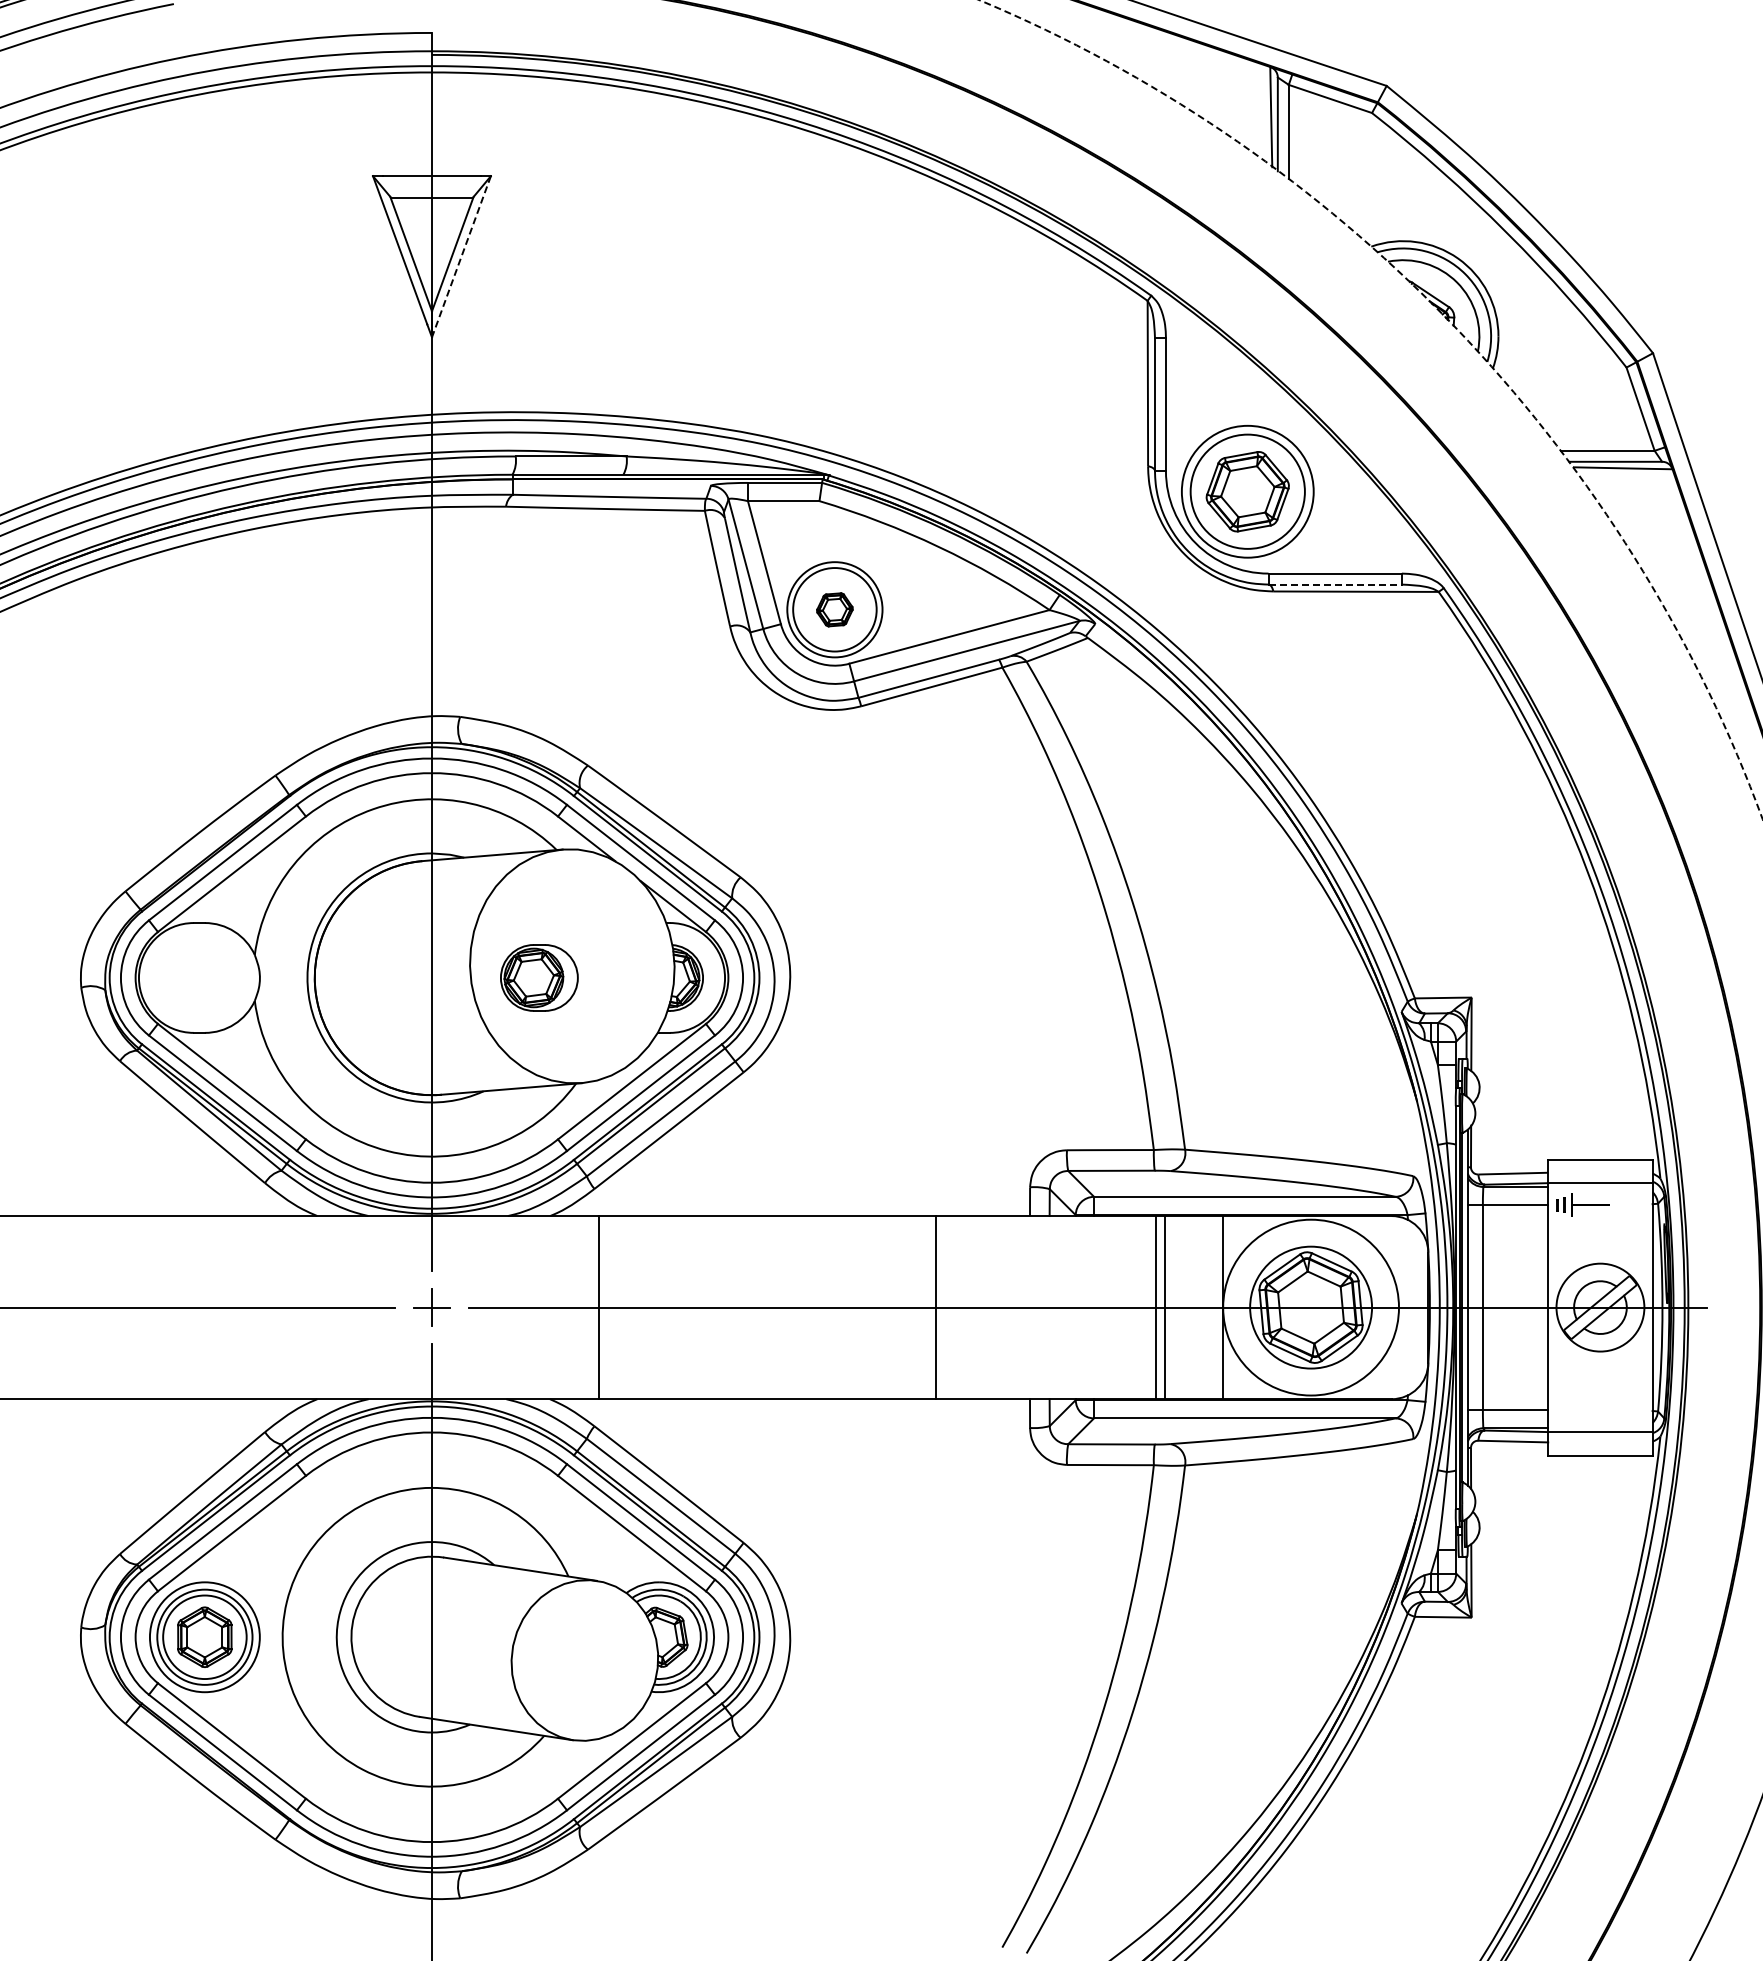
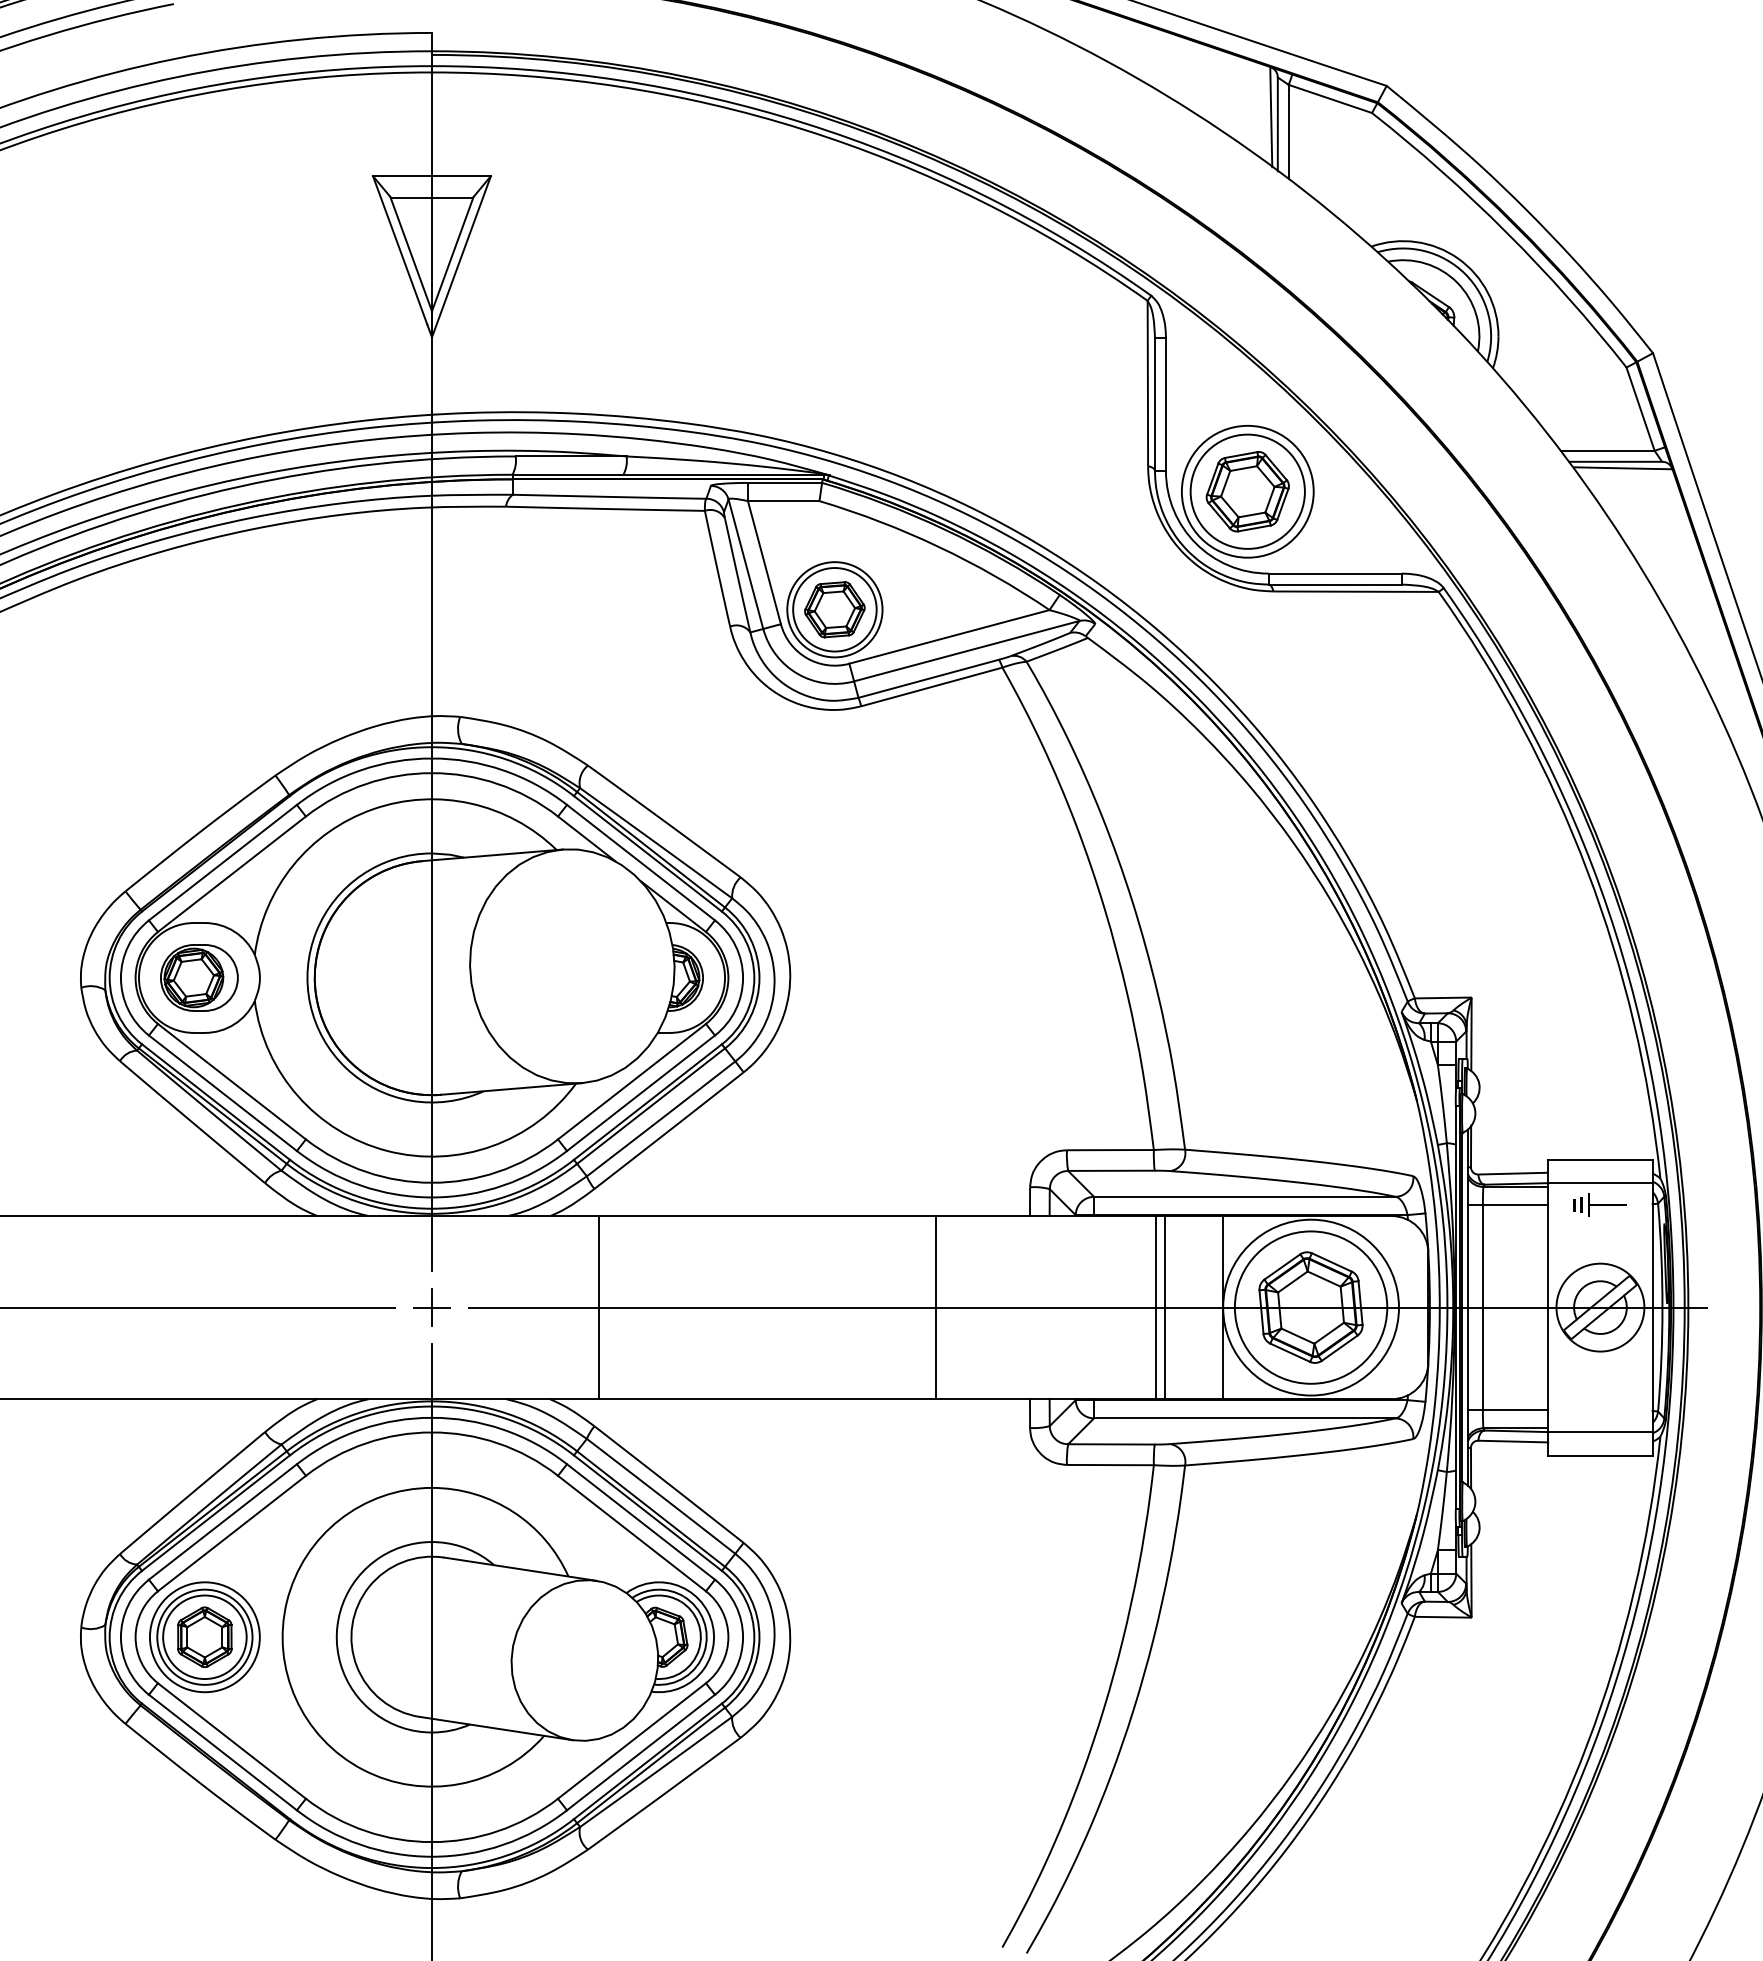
line: dashed -> solid (461, 256)
arc: dashed -> solid (1457, 329)
line: dashed -> solid (1335, 584)
part size: 38x36 px -> 62x58 px (834, 609)
part position: (539, 977) -> (199, 977) (199, 977)
part position: (1582, 1204) -> (1599, 1204) (1599, 1204)
circle diameter: 122 px -> 152 px (1310, 1307)
